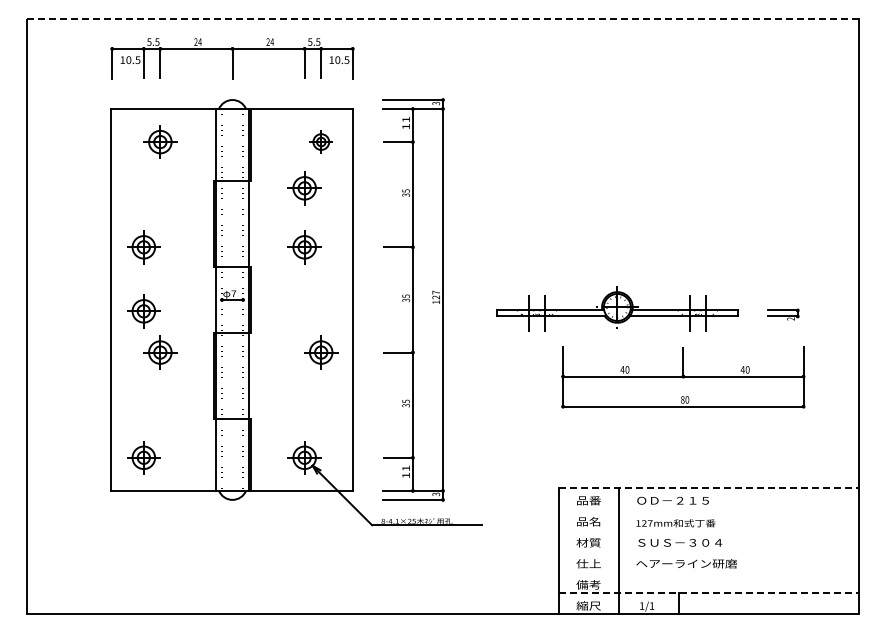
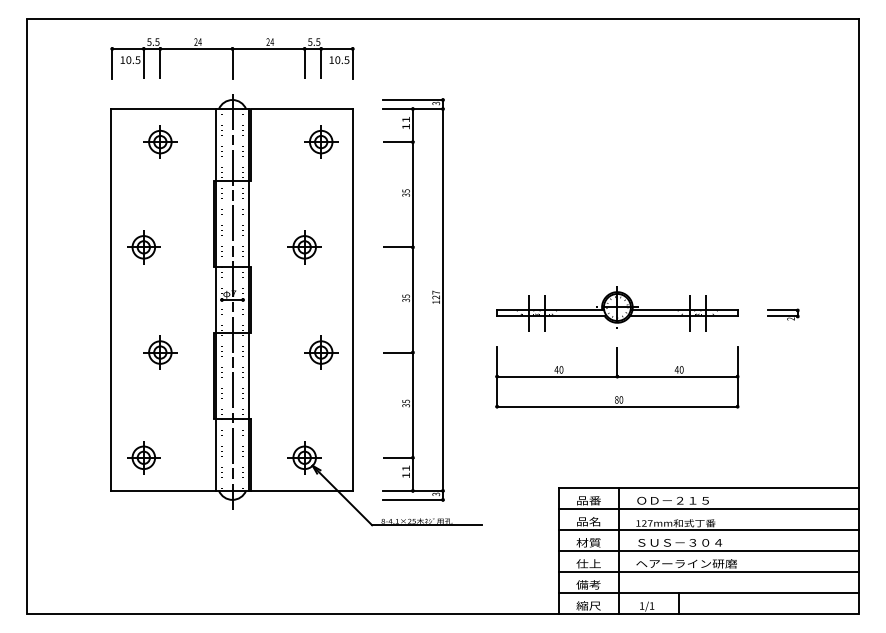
line: dashed -> solid (442, 18)
part size: 24x24 px -> 35x34 px (321, 141)
part: present -> none (304, 188)
line: none -> present (232, 302)
part: present -> none (143, 311)
part position: (683, 377) -> (617, 377) (617, 377)
line: dashed -> solid (709, 487)
line: none -> present (708, 508)
line: none -> present (708, 529)
line: none -> present (708, 551)
line: none -> present (708, 572)
line: dashed -> solid (709, 593)
